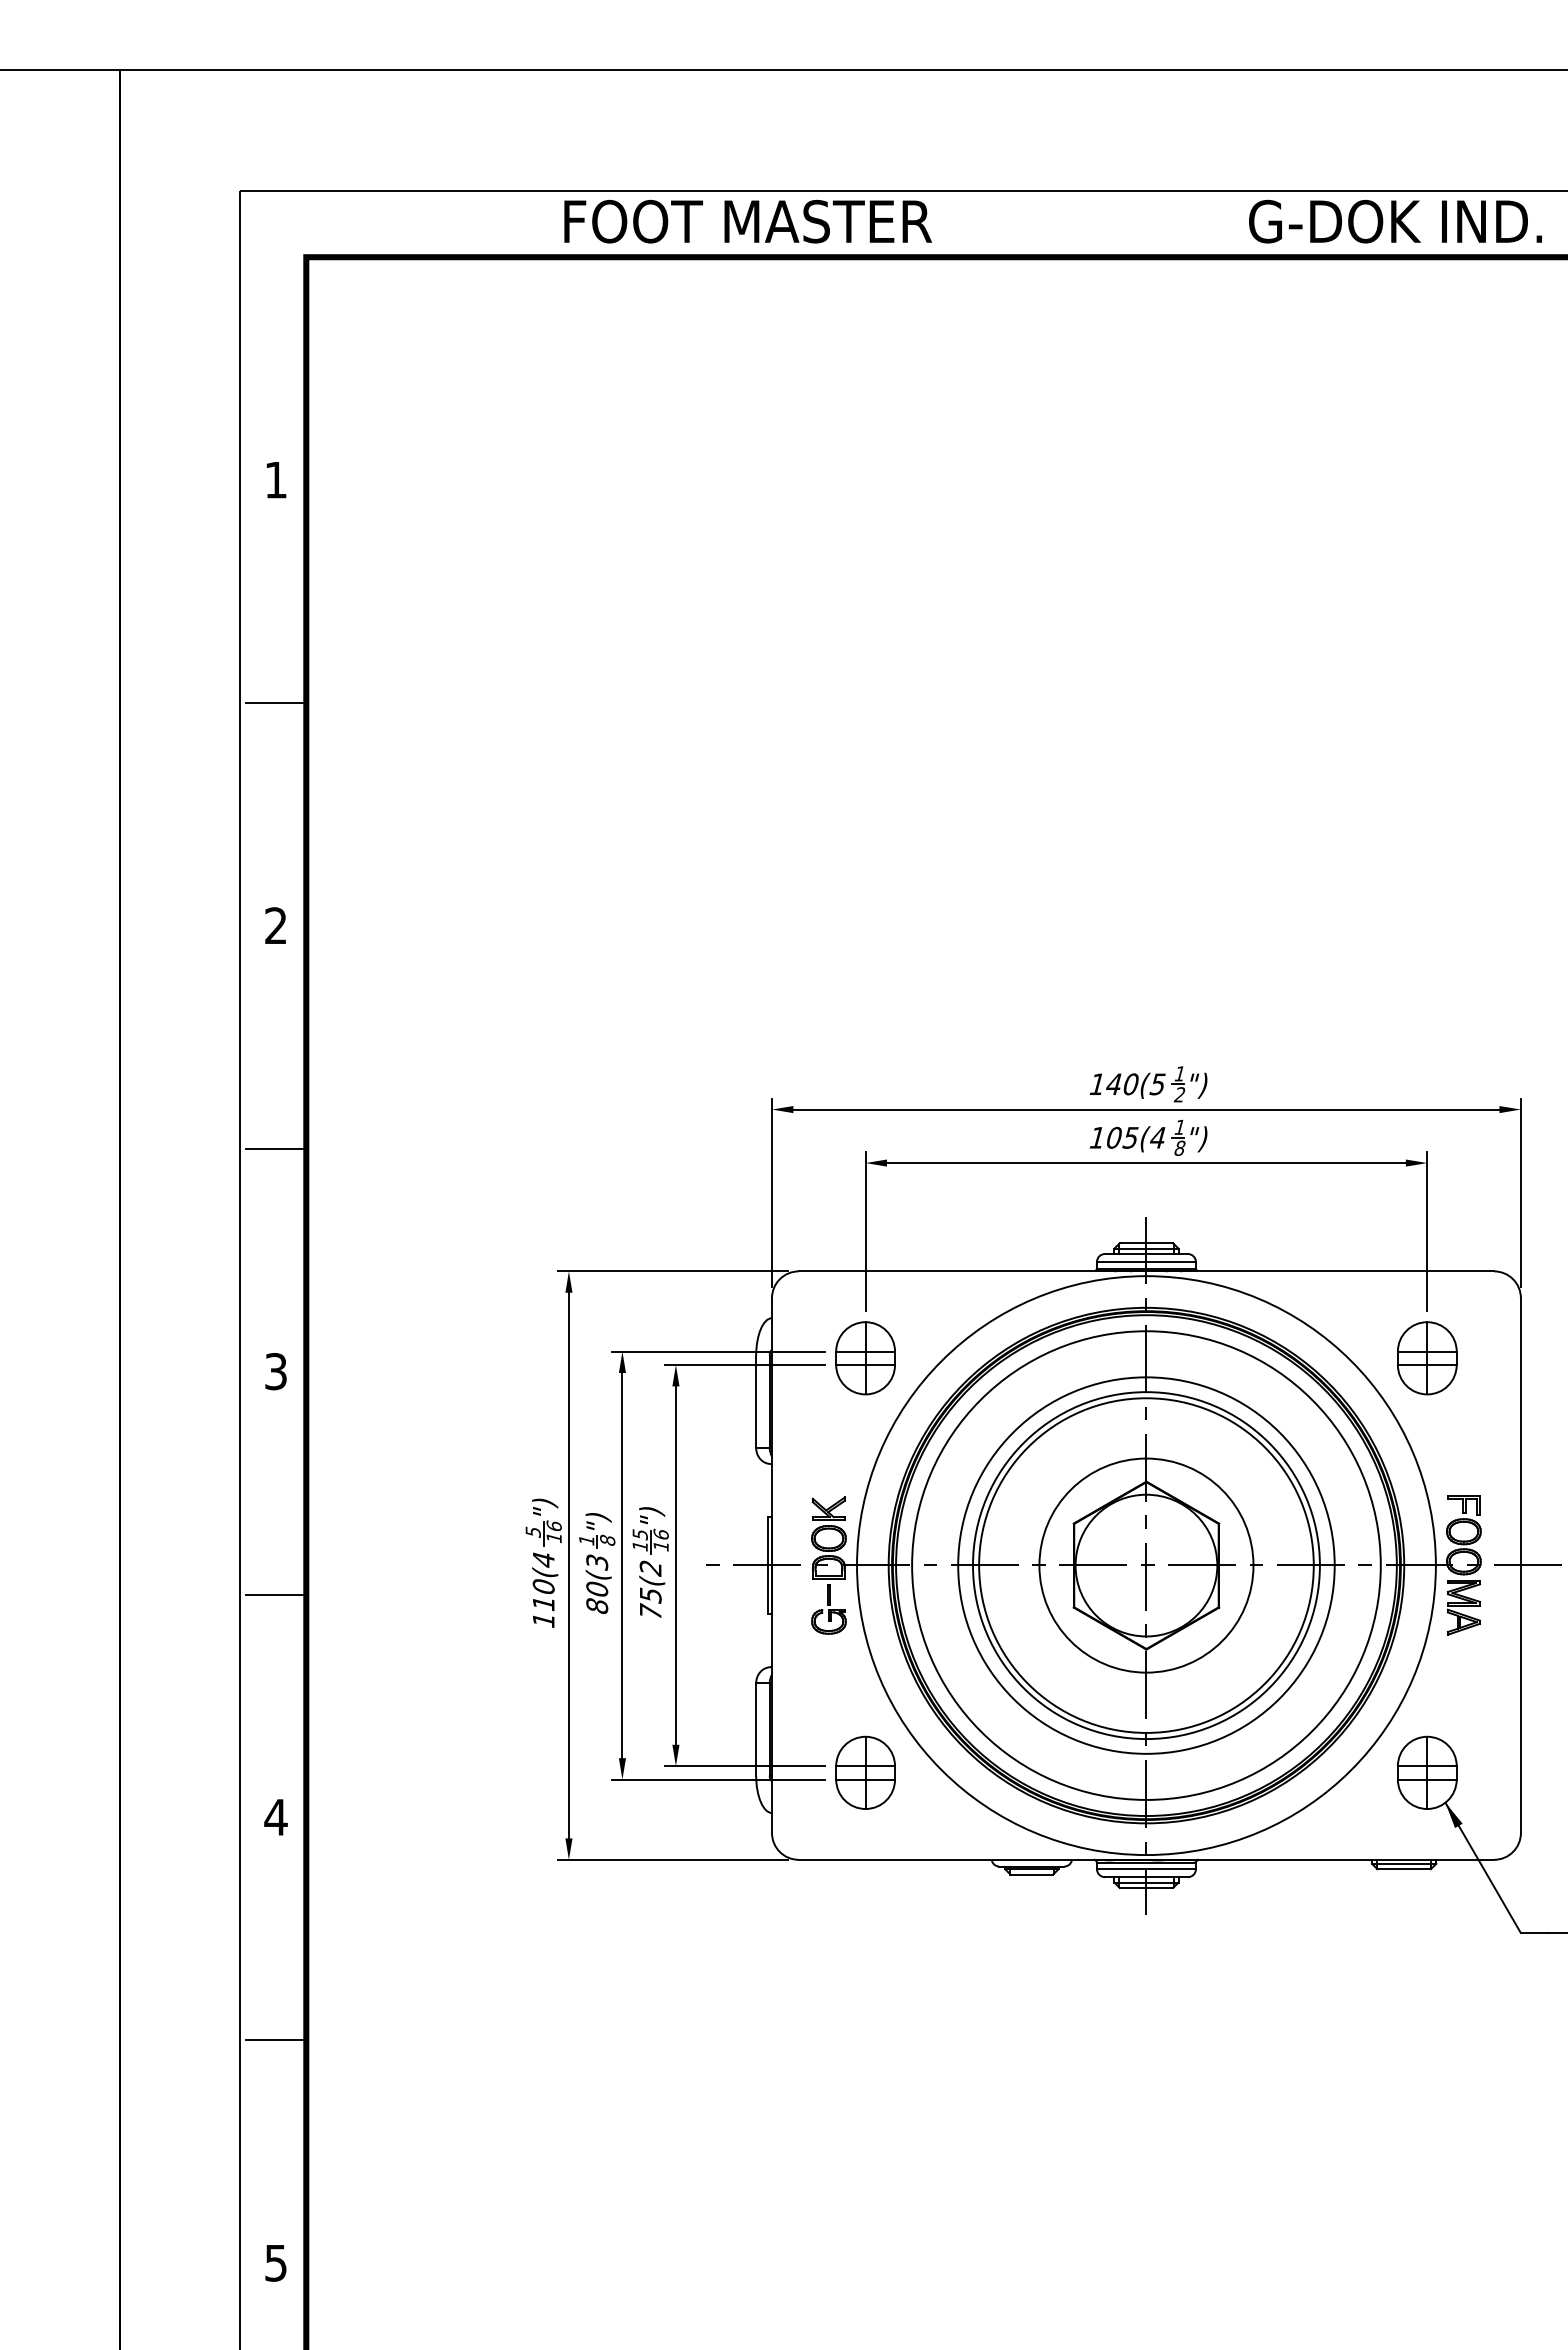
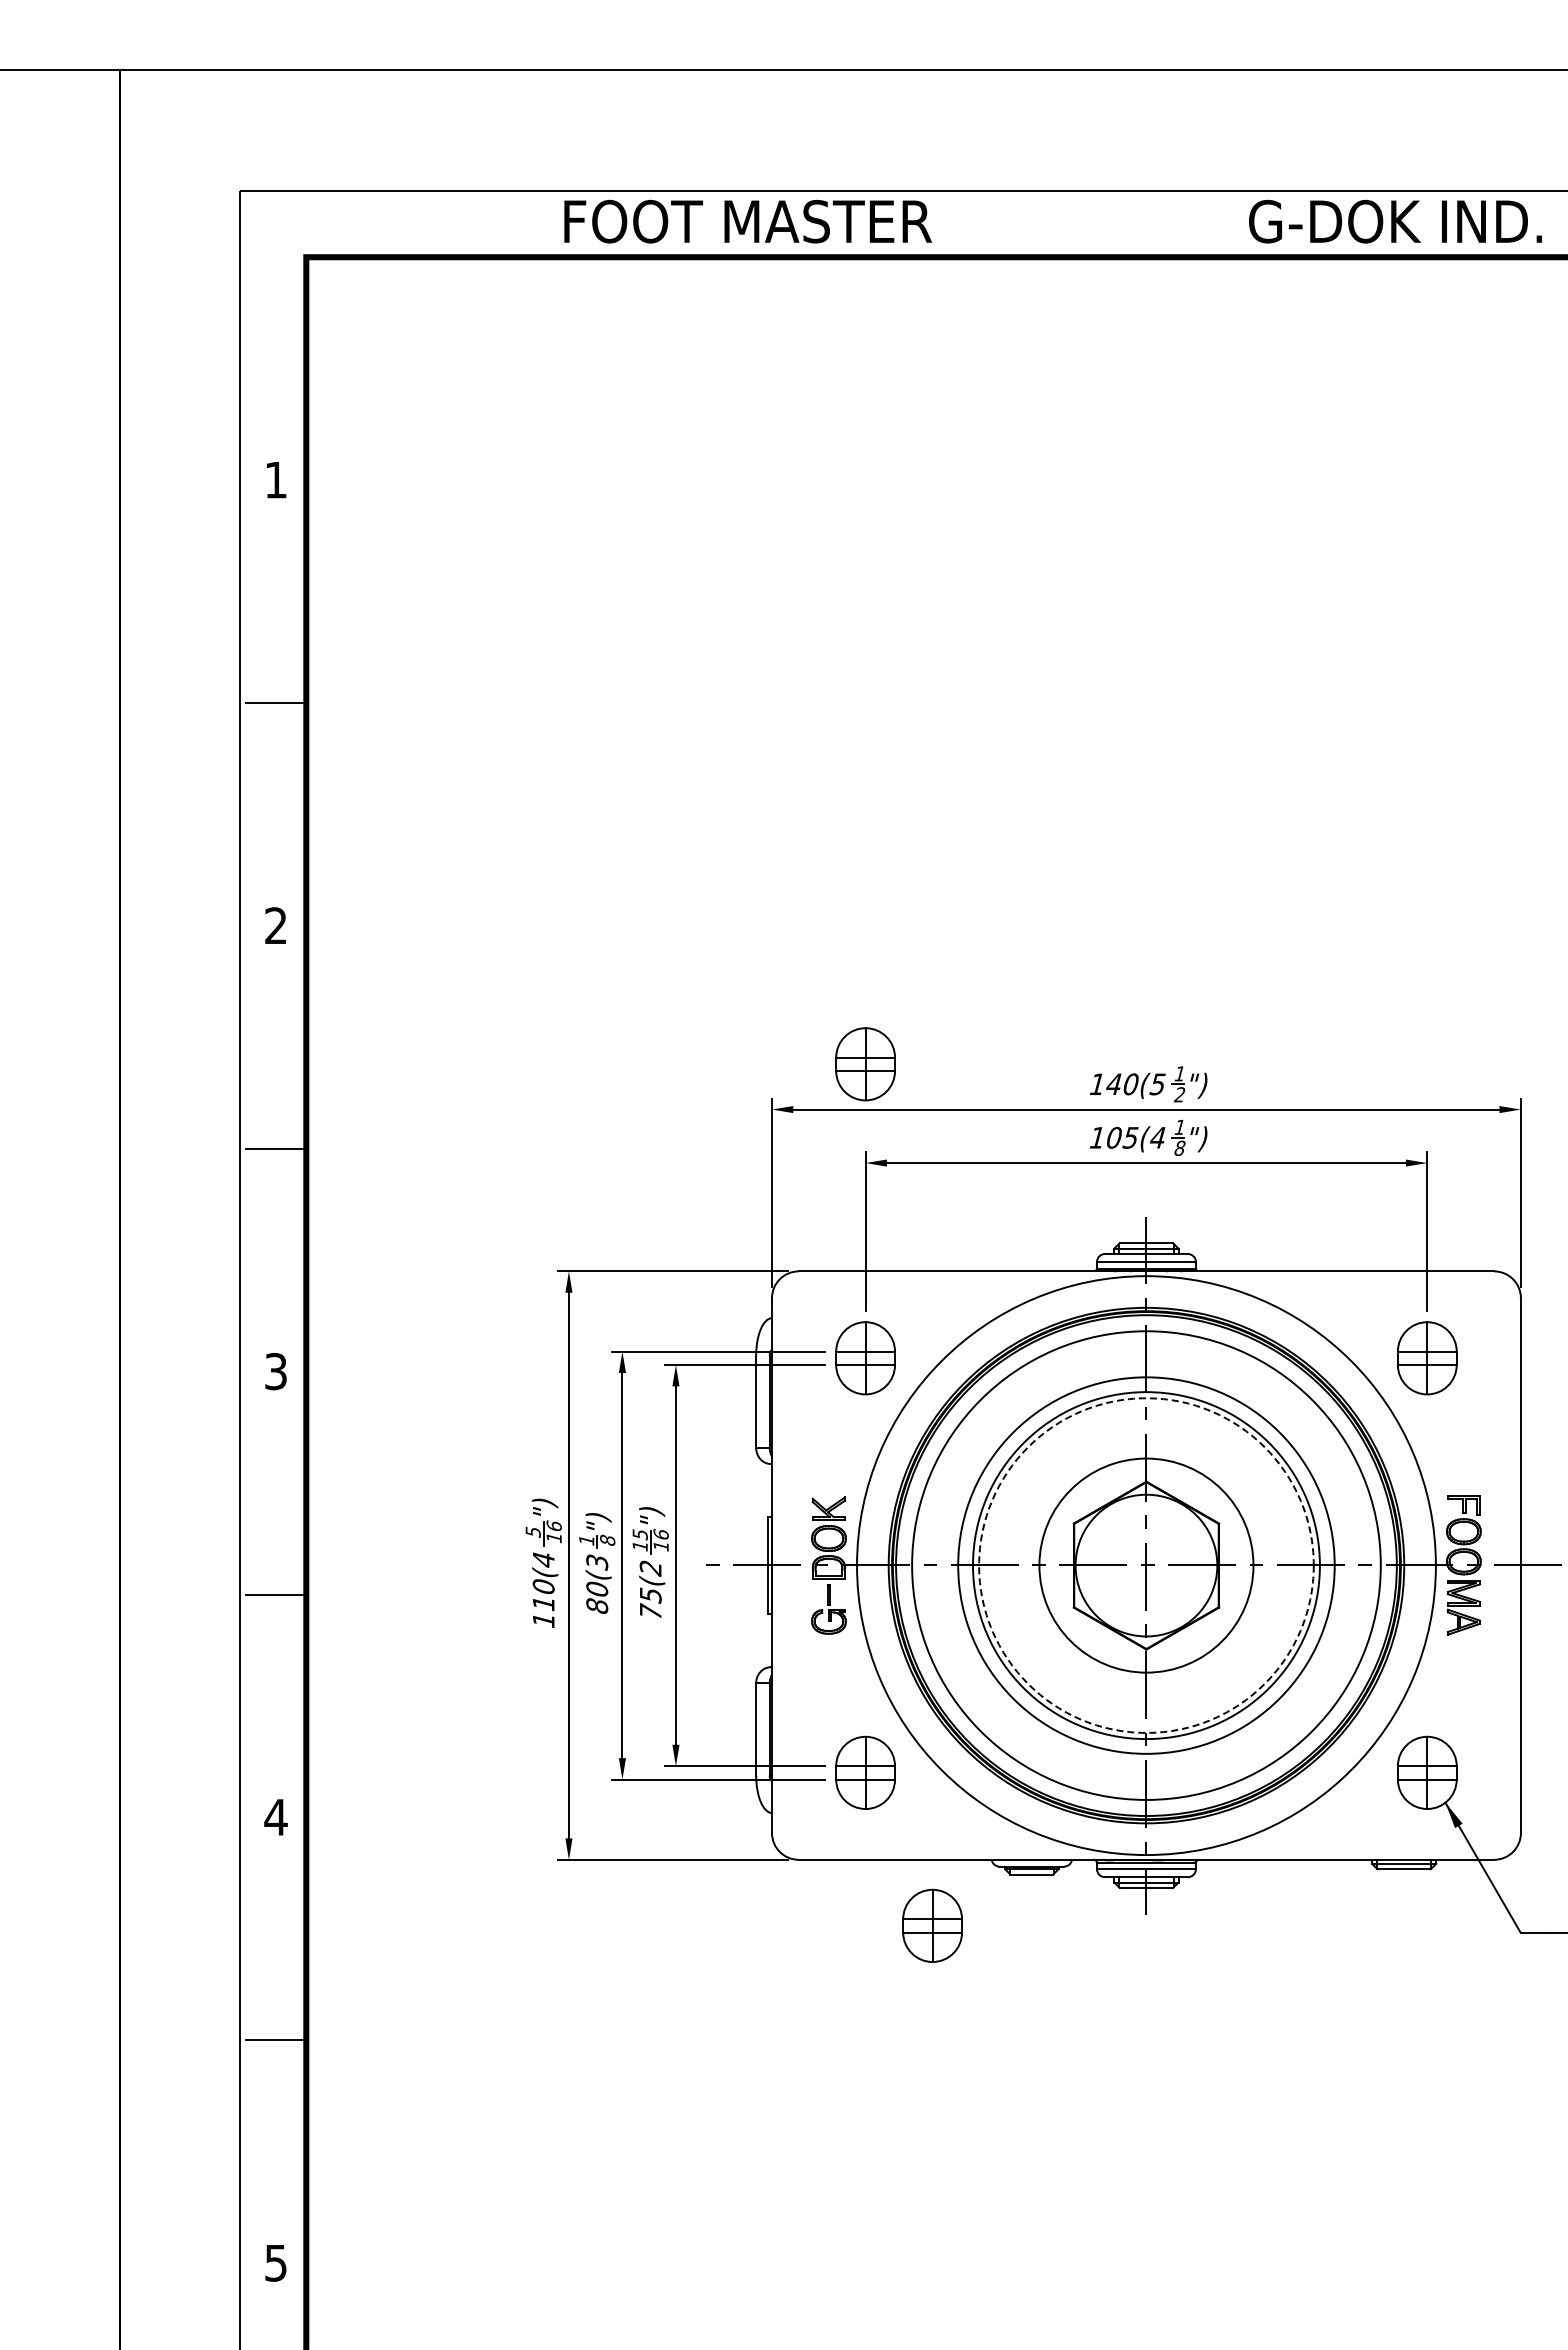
part: none -> present (865, 1064)
circle: solid -> dashed (1146, 1565)
part: none -> present (932, 1925)
